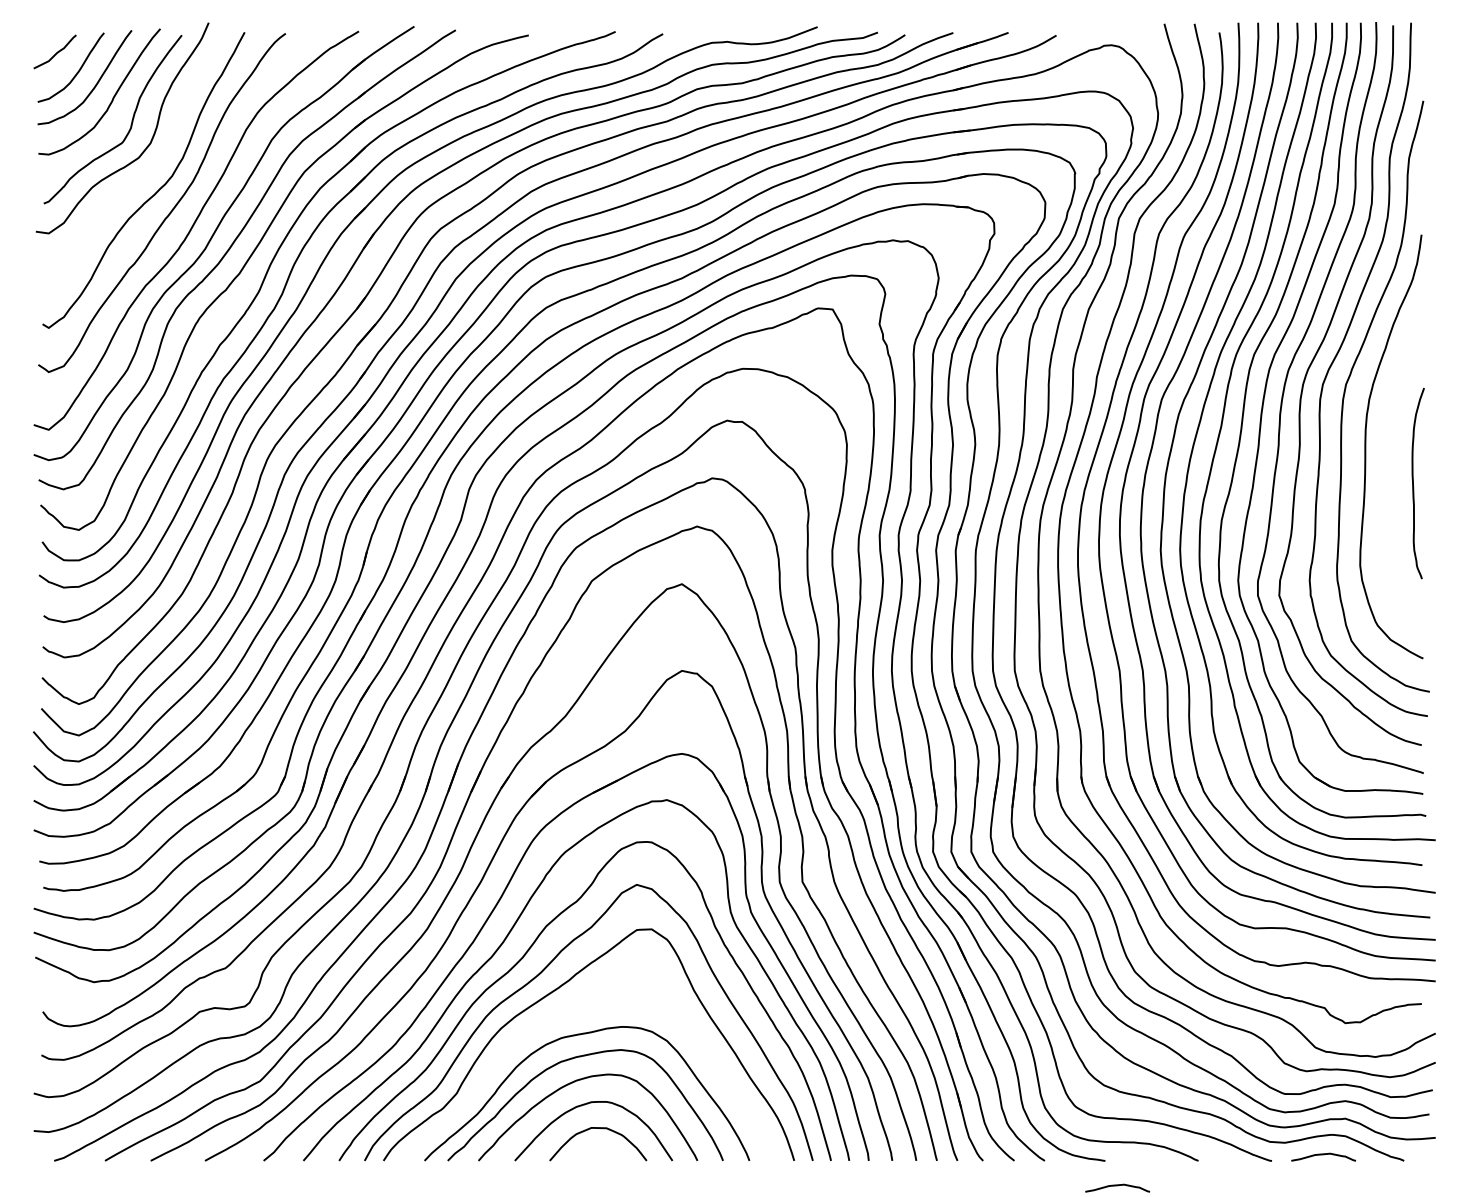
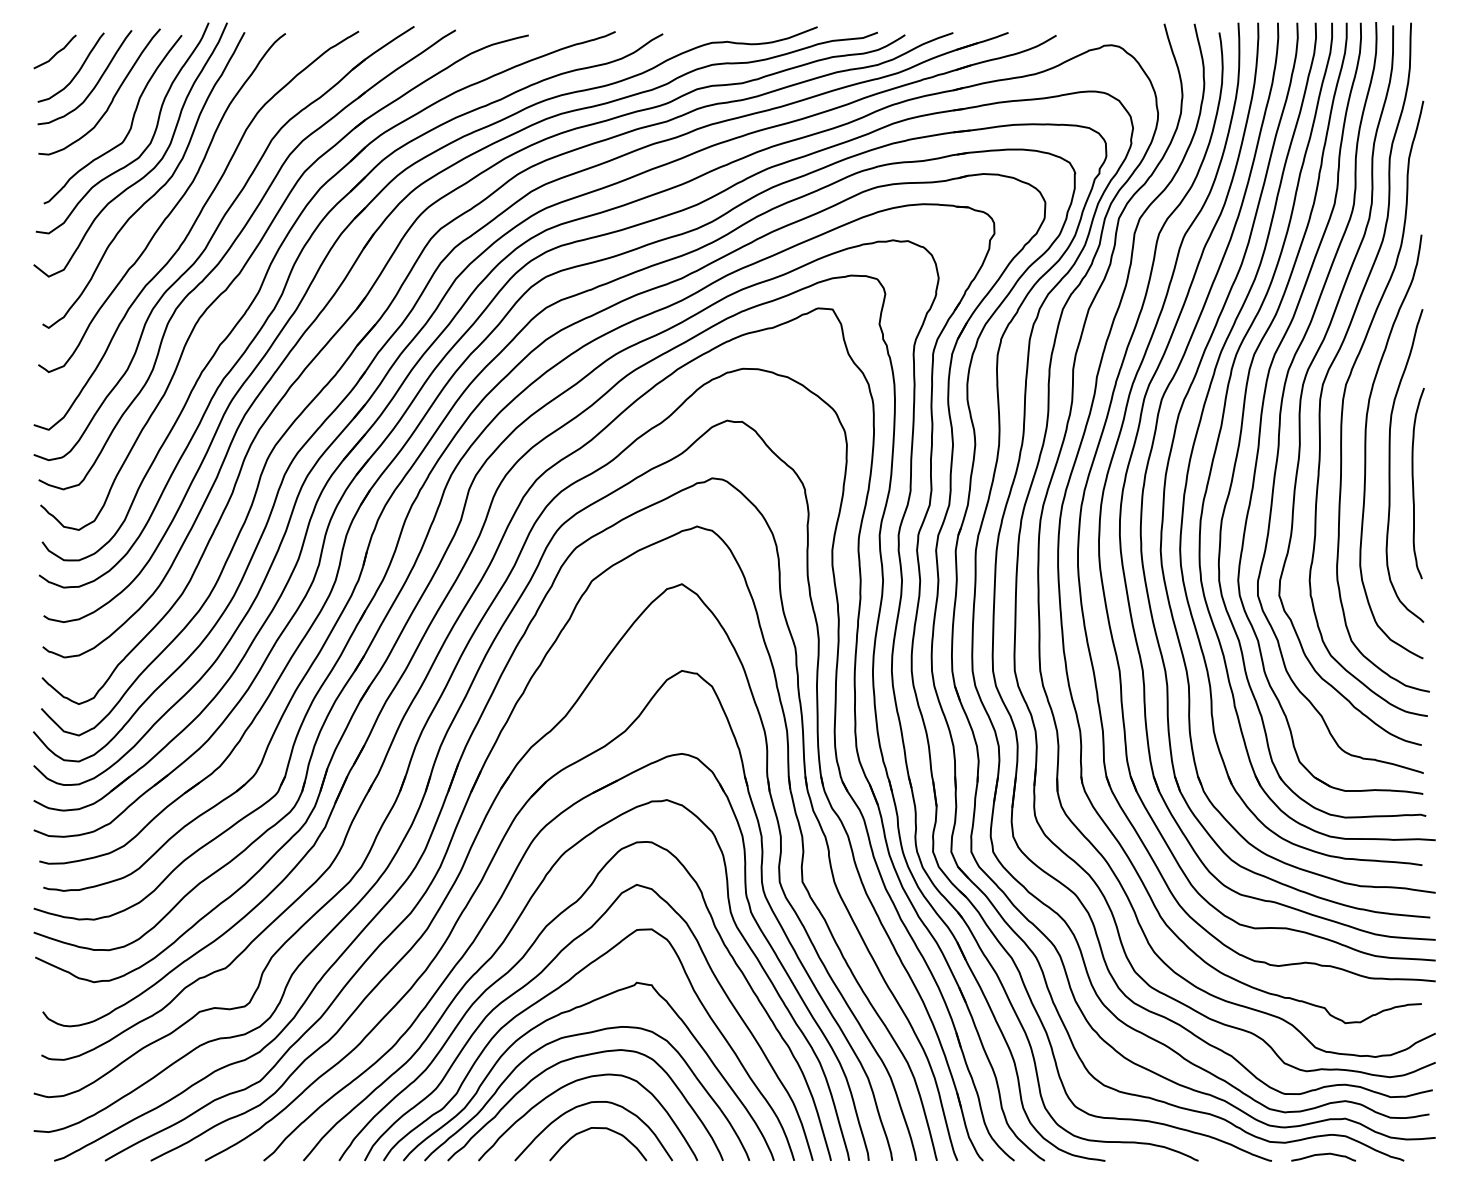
curve: none -> present (148, 171)
curve: none -> present (1390, 465)
curve: none -> present (568, 1012)
curve: present -> none (1117, 1186)
